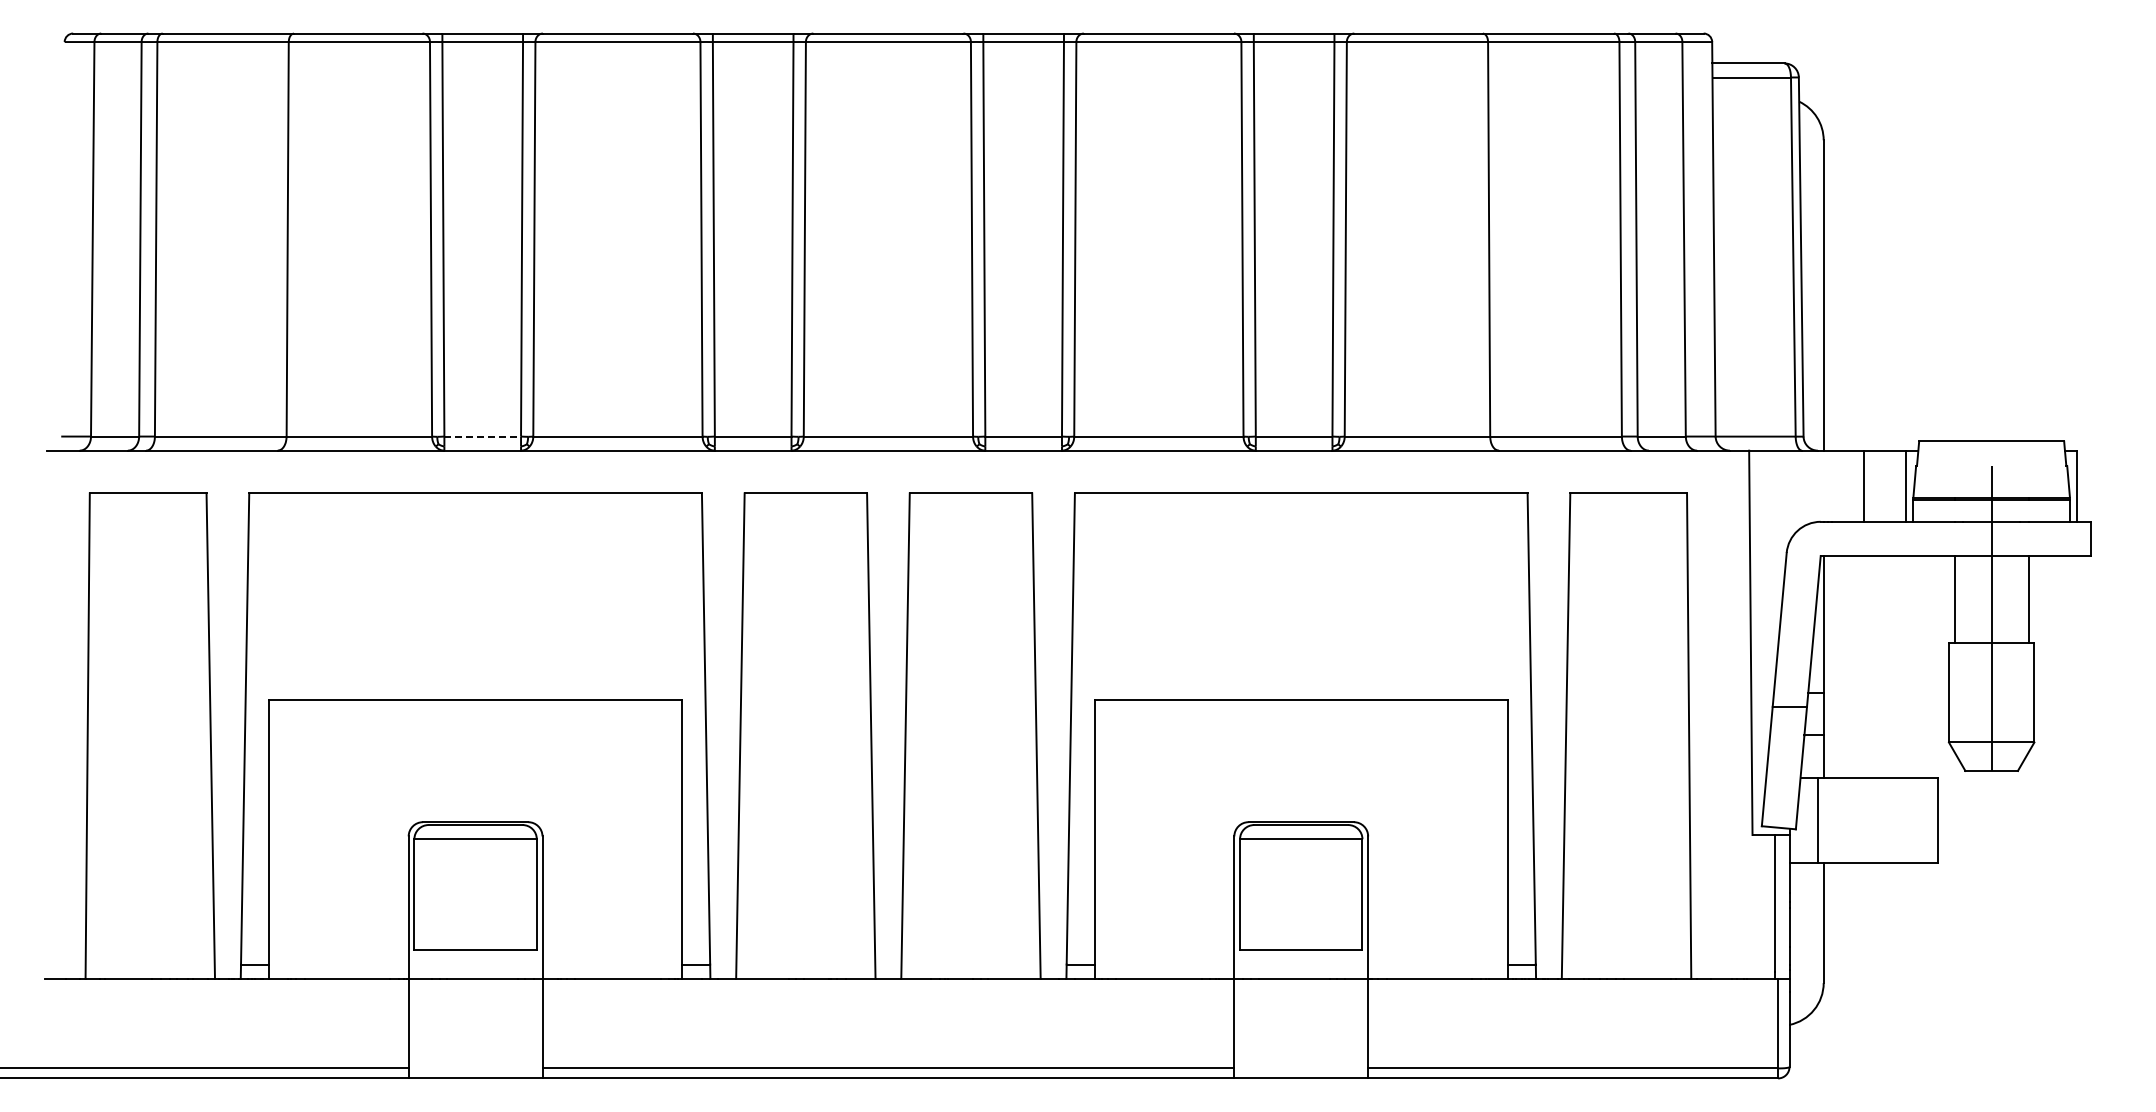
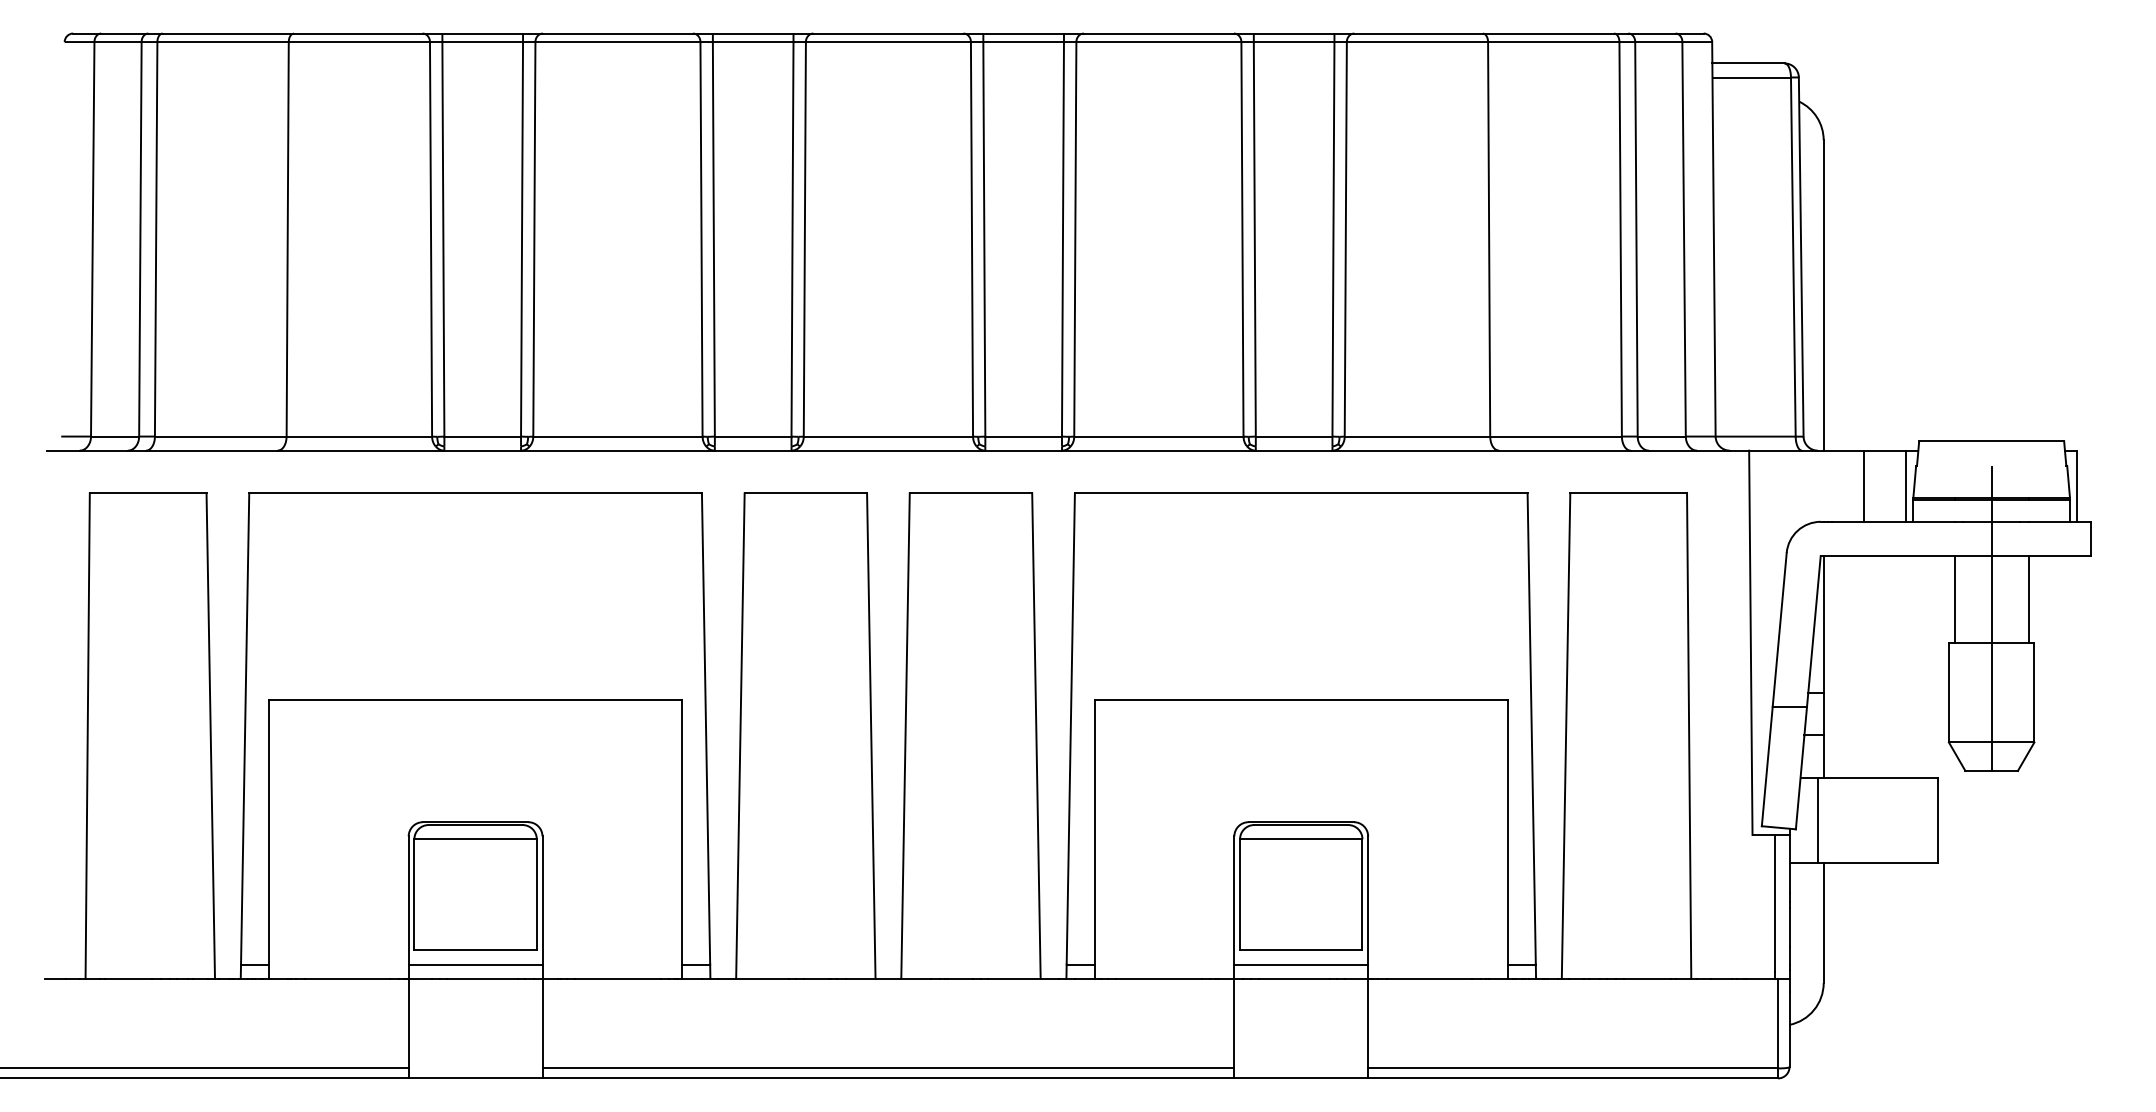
line: dashed -> solid (483, 436)
line: none -> present (475, 964)
line: none -> present (1301, 964)
